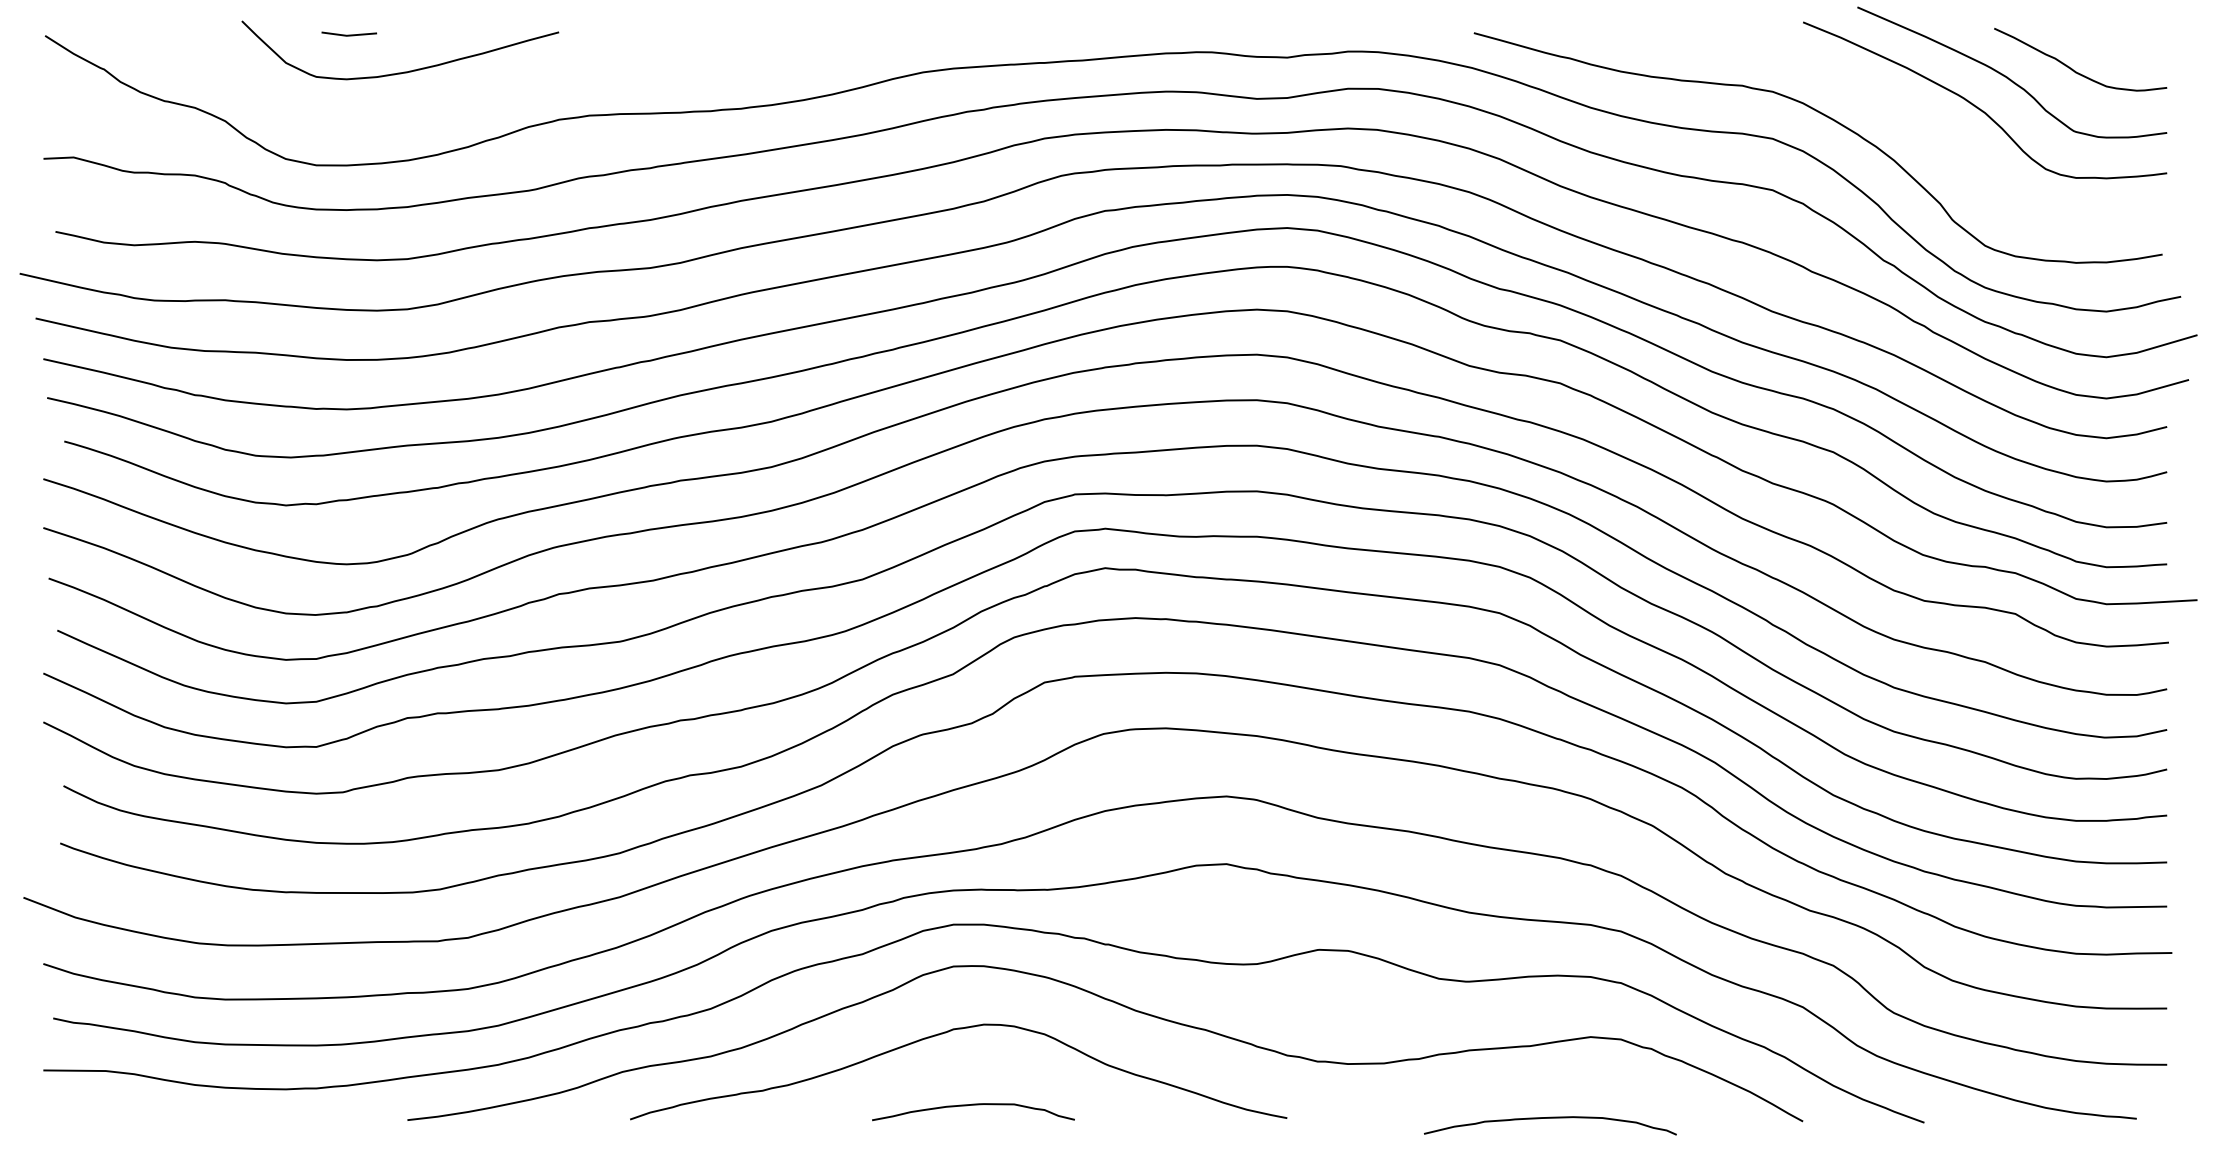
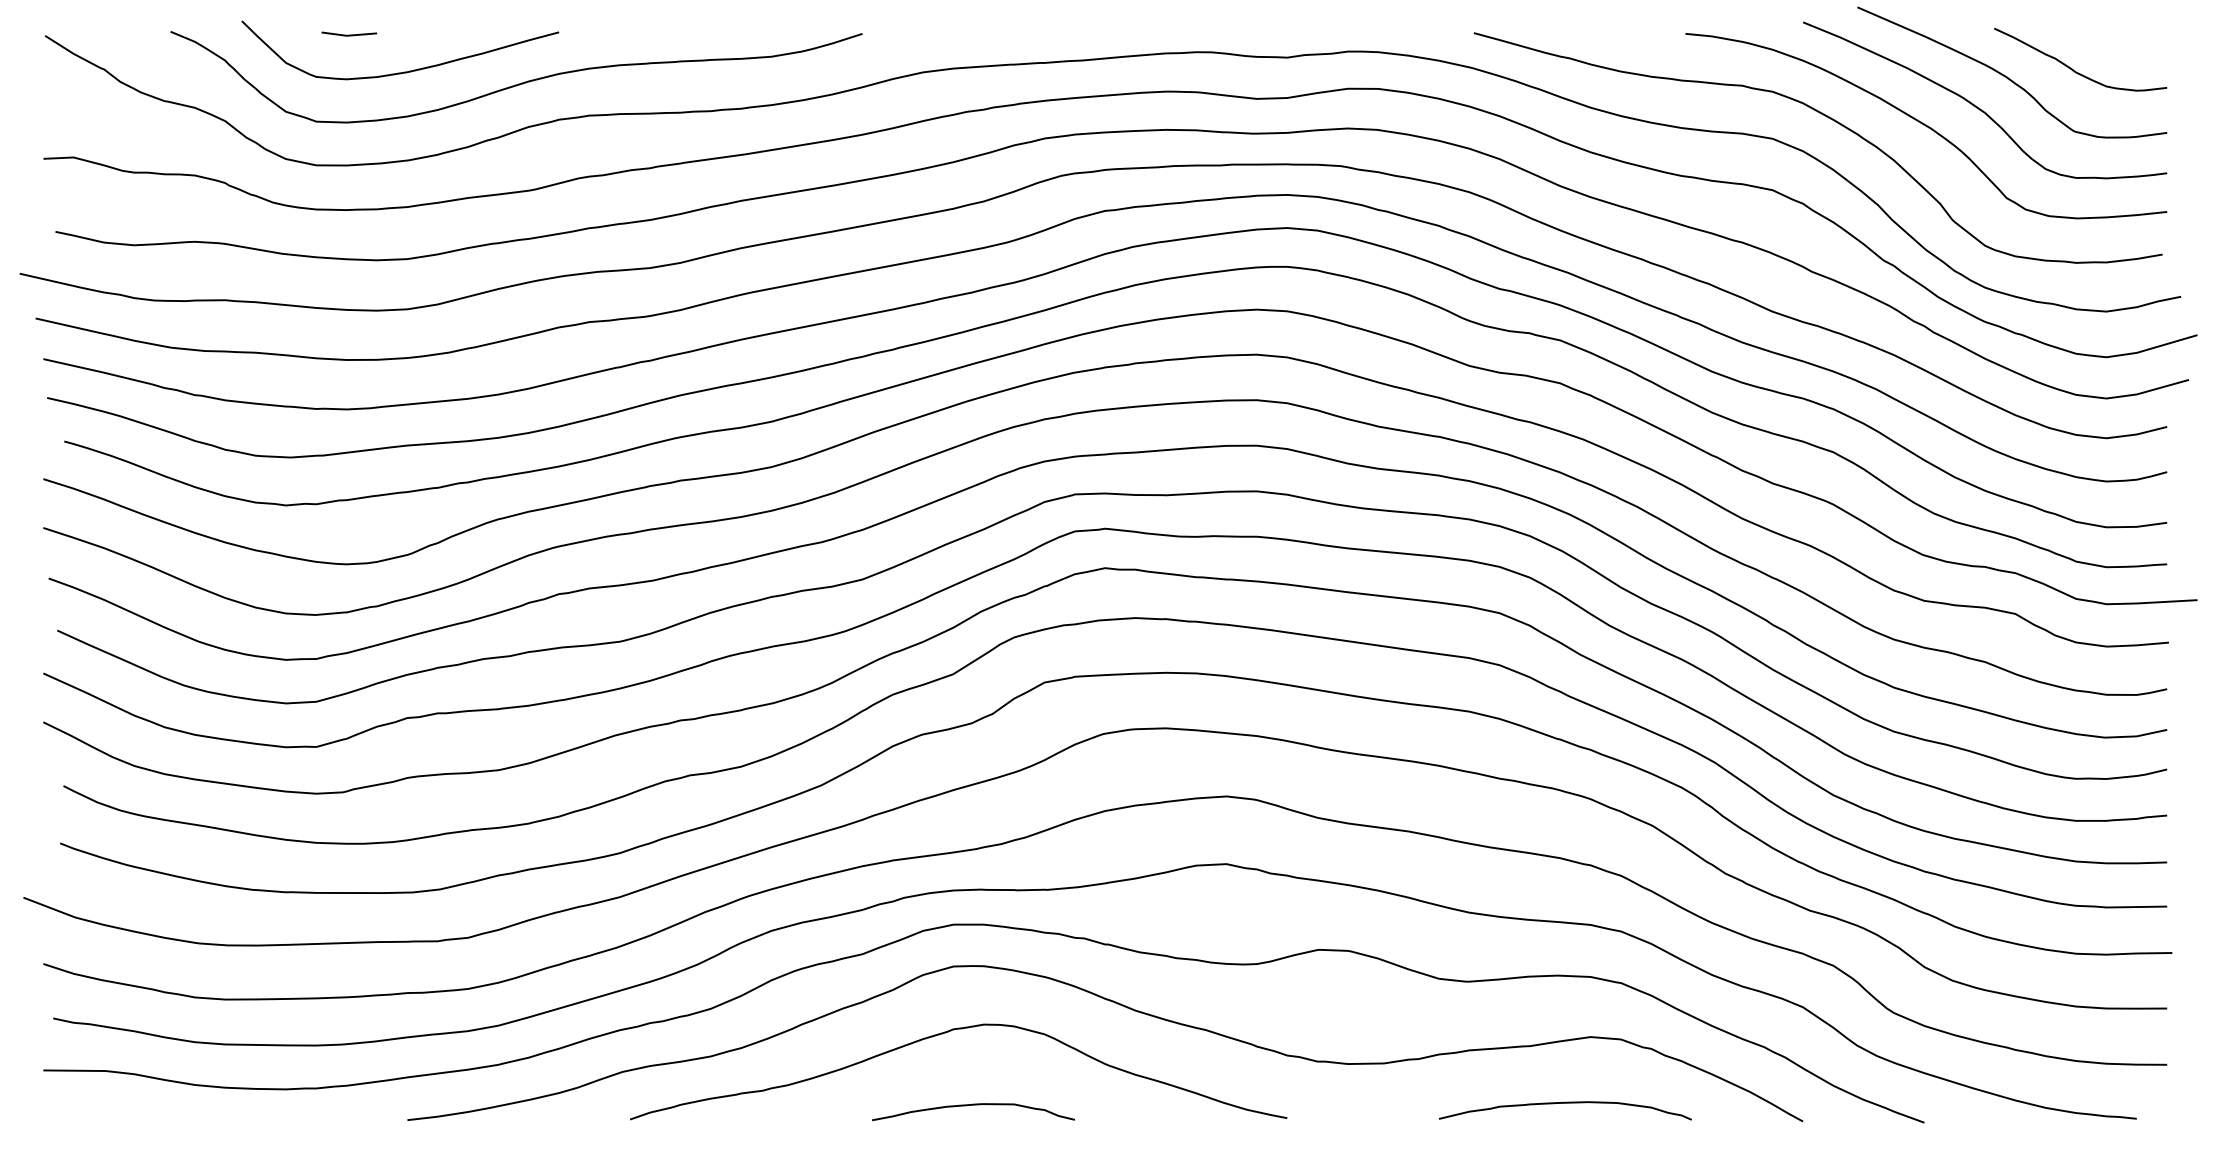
curve: none -> present (518, 83)
curve: none -> present (1926, 126)
curve position: (1550, 1118) -> (1565, 1103) (1565, 1103)
